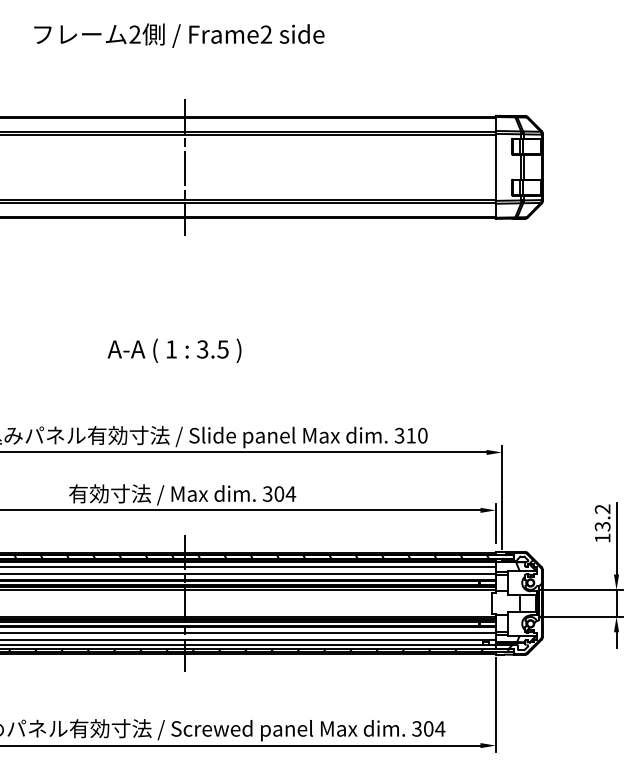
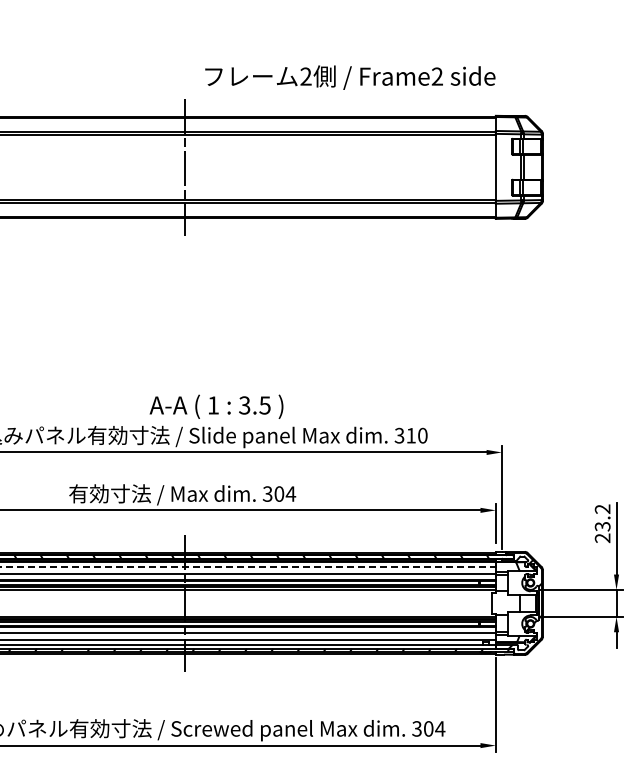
text position: (179, 35) -> (350, 77) (350, 77)
text position: (174, 350) -> (216, 406) (216, 406)
text: 13.2 -> 23.2 (602, 538)
line: solid -> dashed (248, 567)
